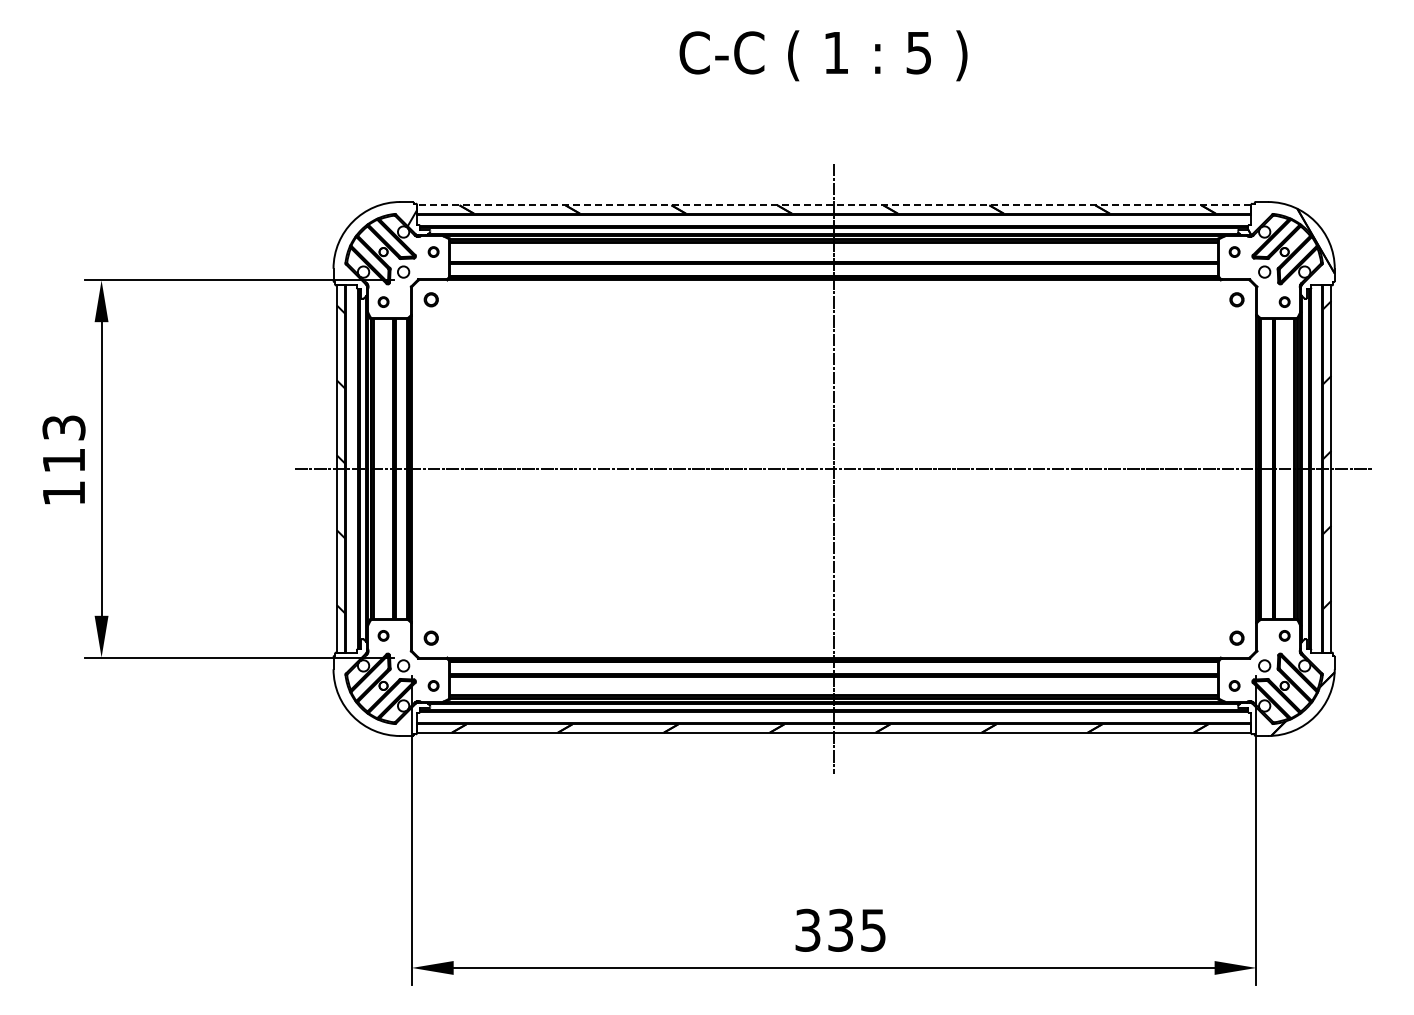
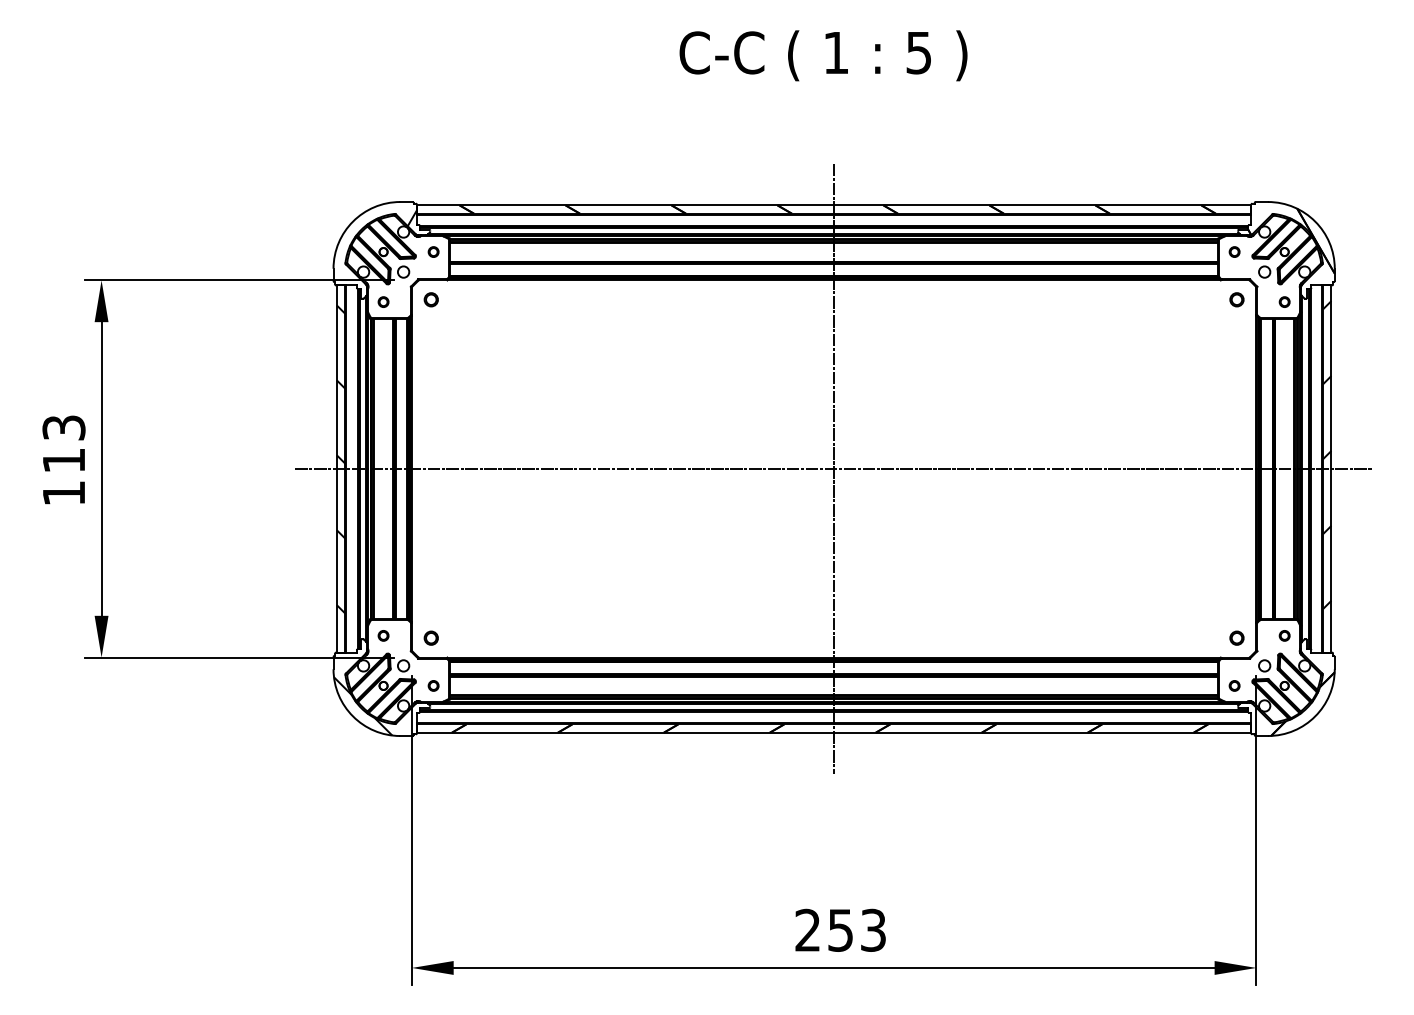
line: dashed -> solid (833, 205)
hatch: none -> present (363, 706)
text: 335 -> 253 (840, 929)
